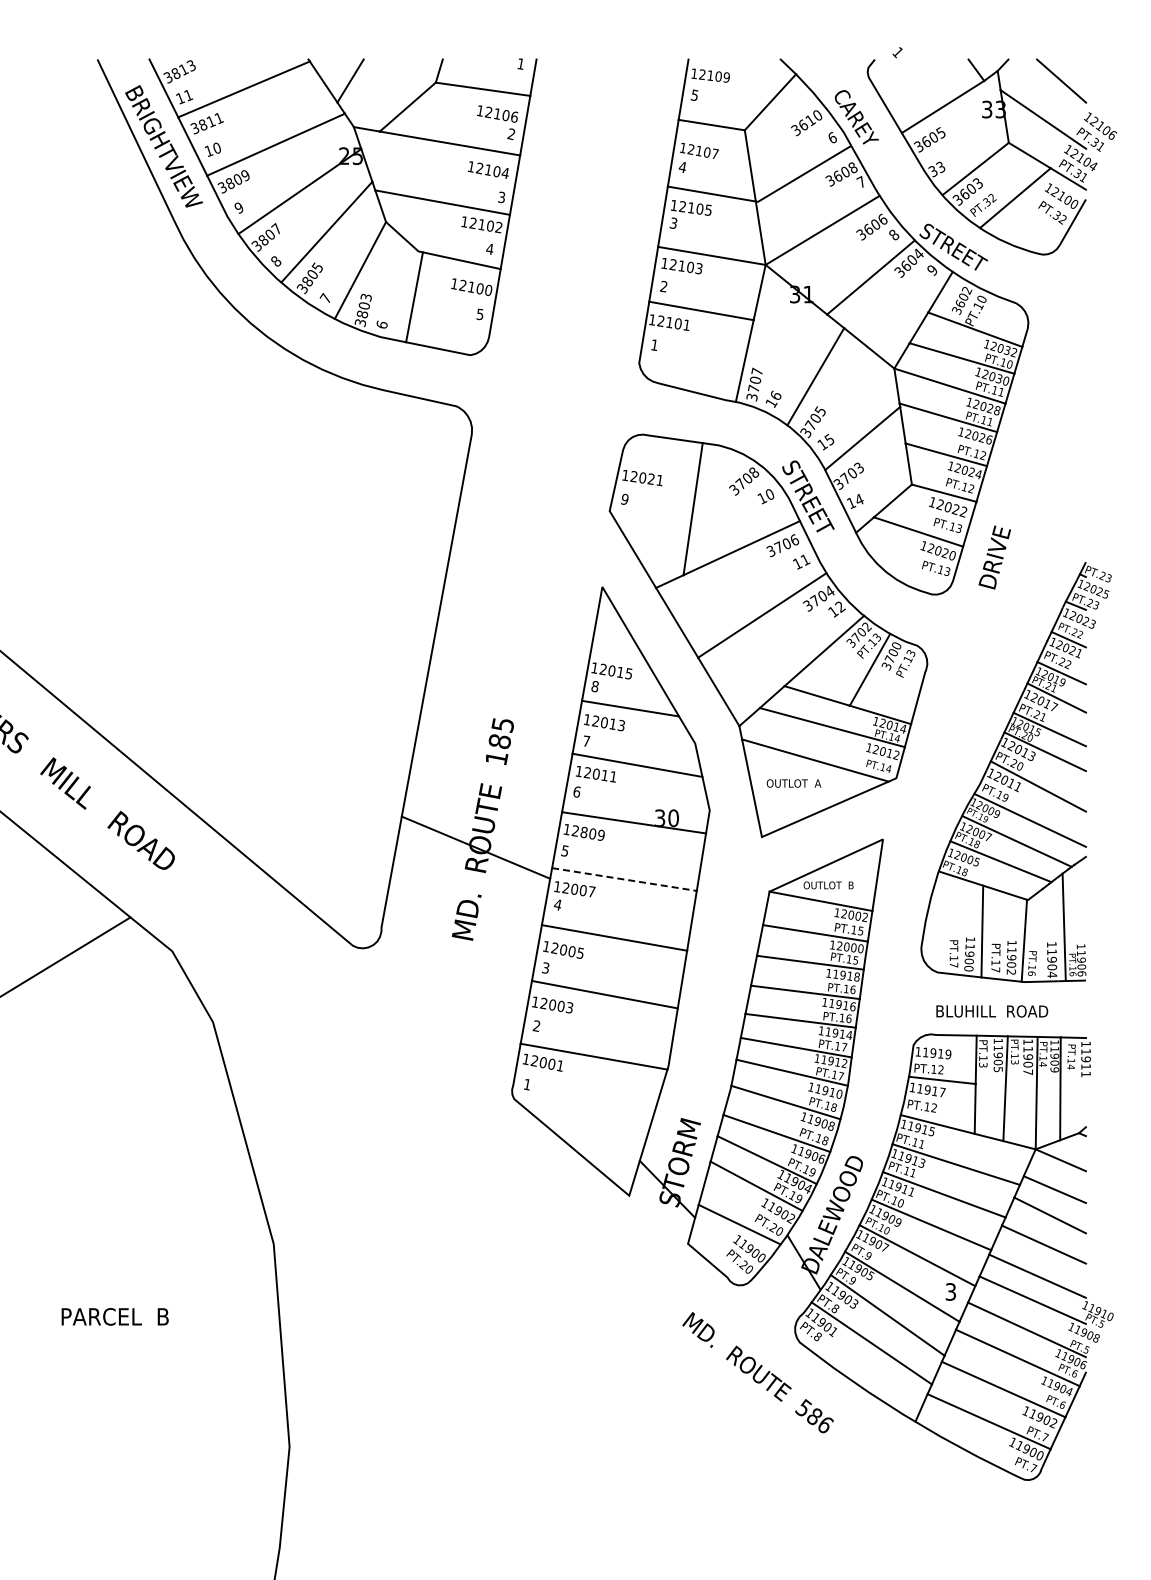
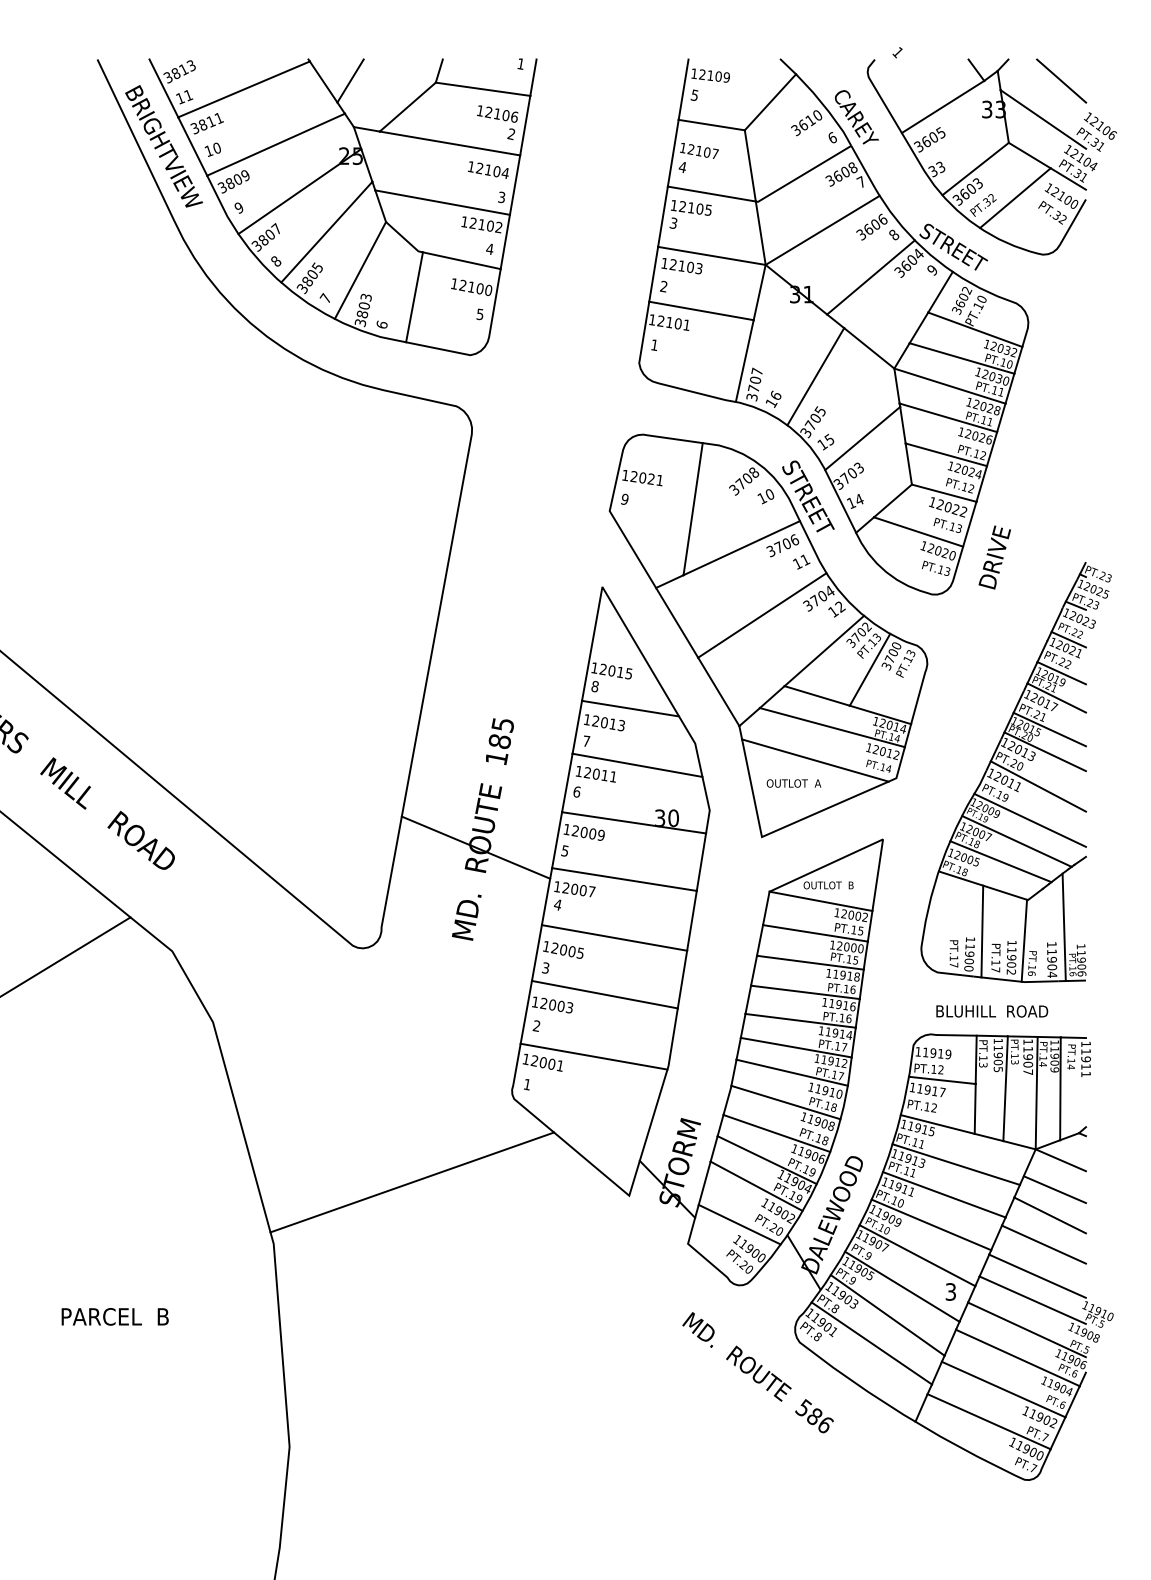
text: 12809 -> 12009 (583, 832)
line: dashed -> solid (624, 879)
line: none -> present (412, 1182)
